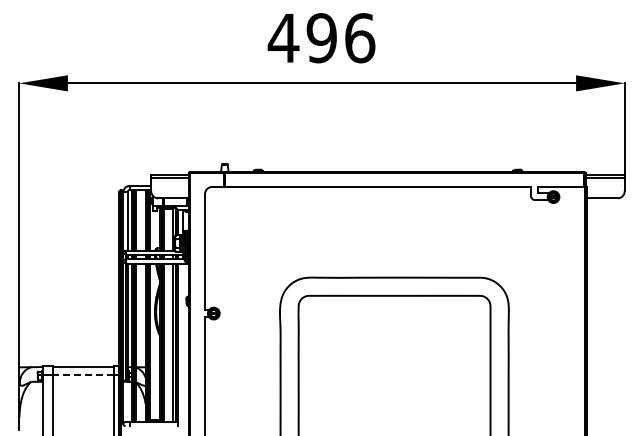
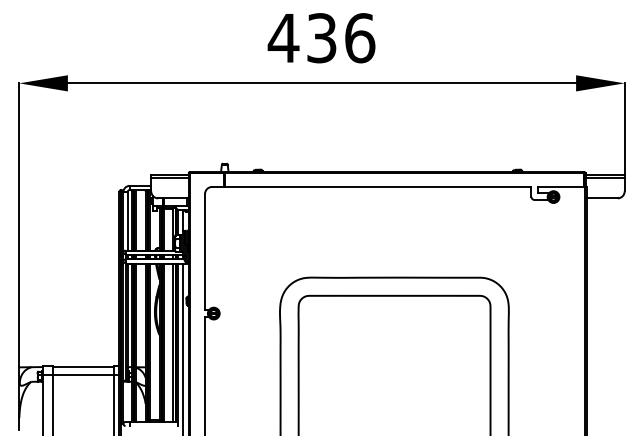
text: 496 -> 436 (321, 38)
line: none -> present (183, 347)
line: dashed -> solid (83, 375)
